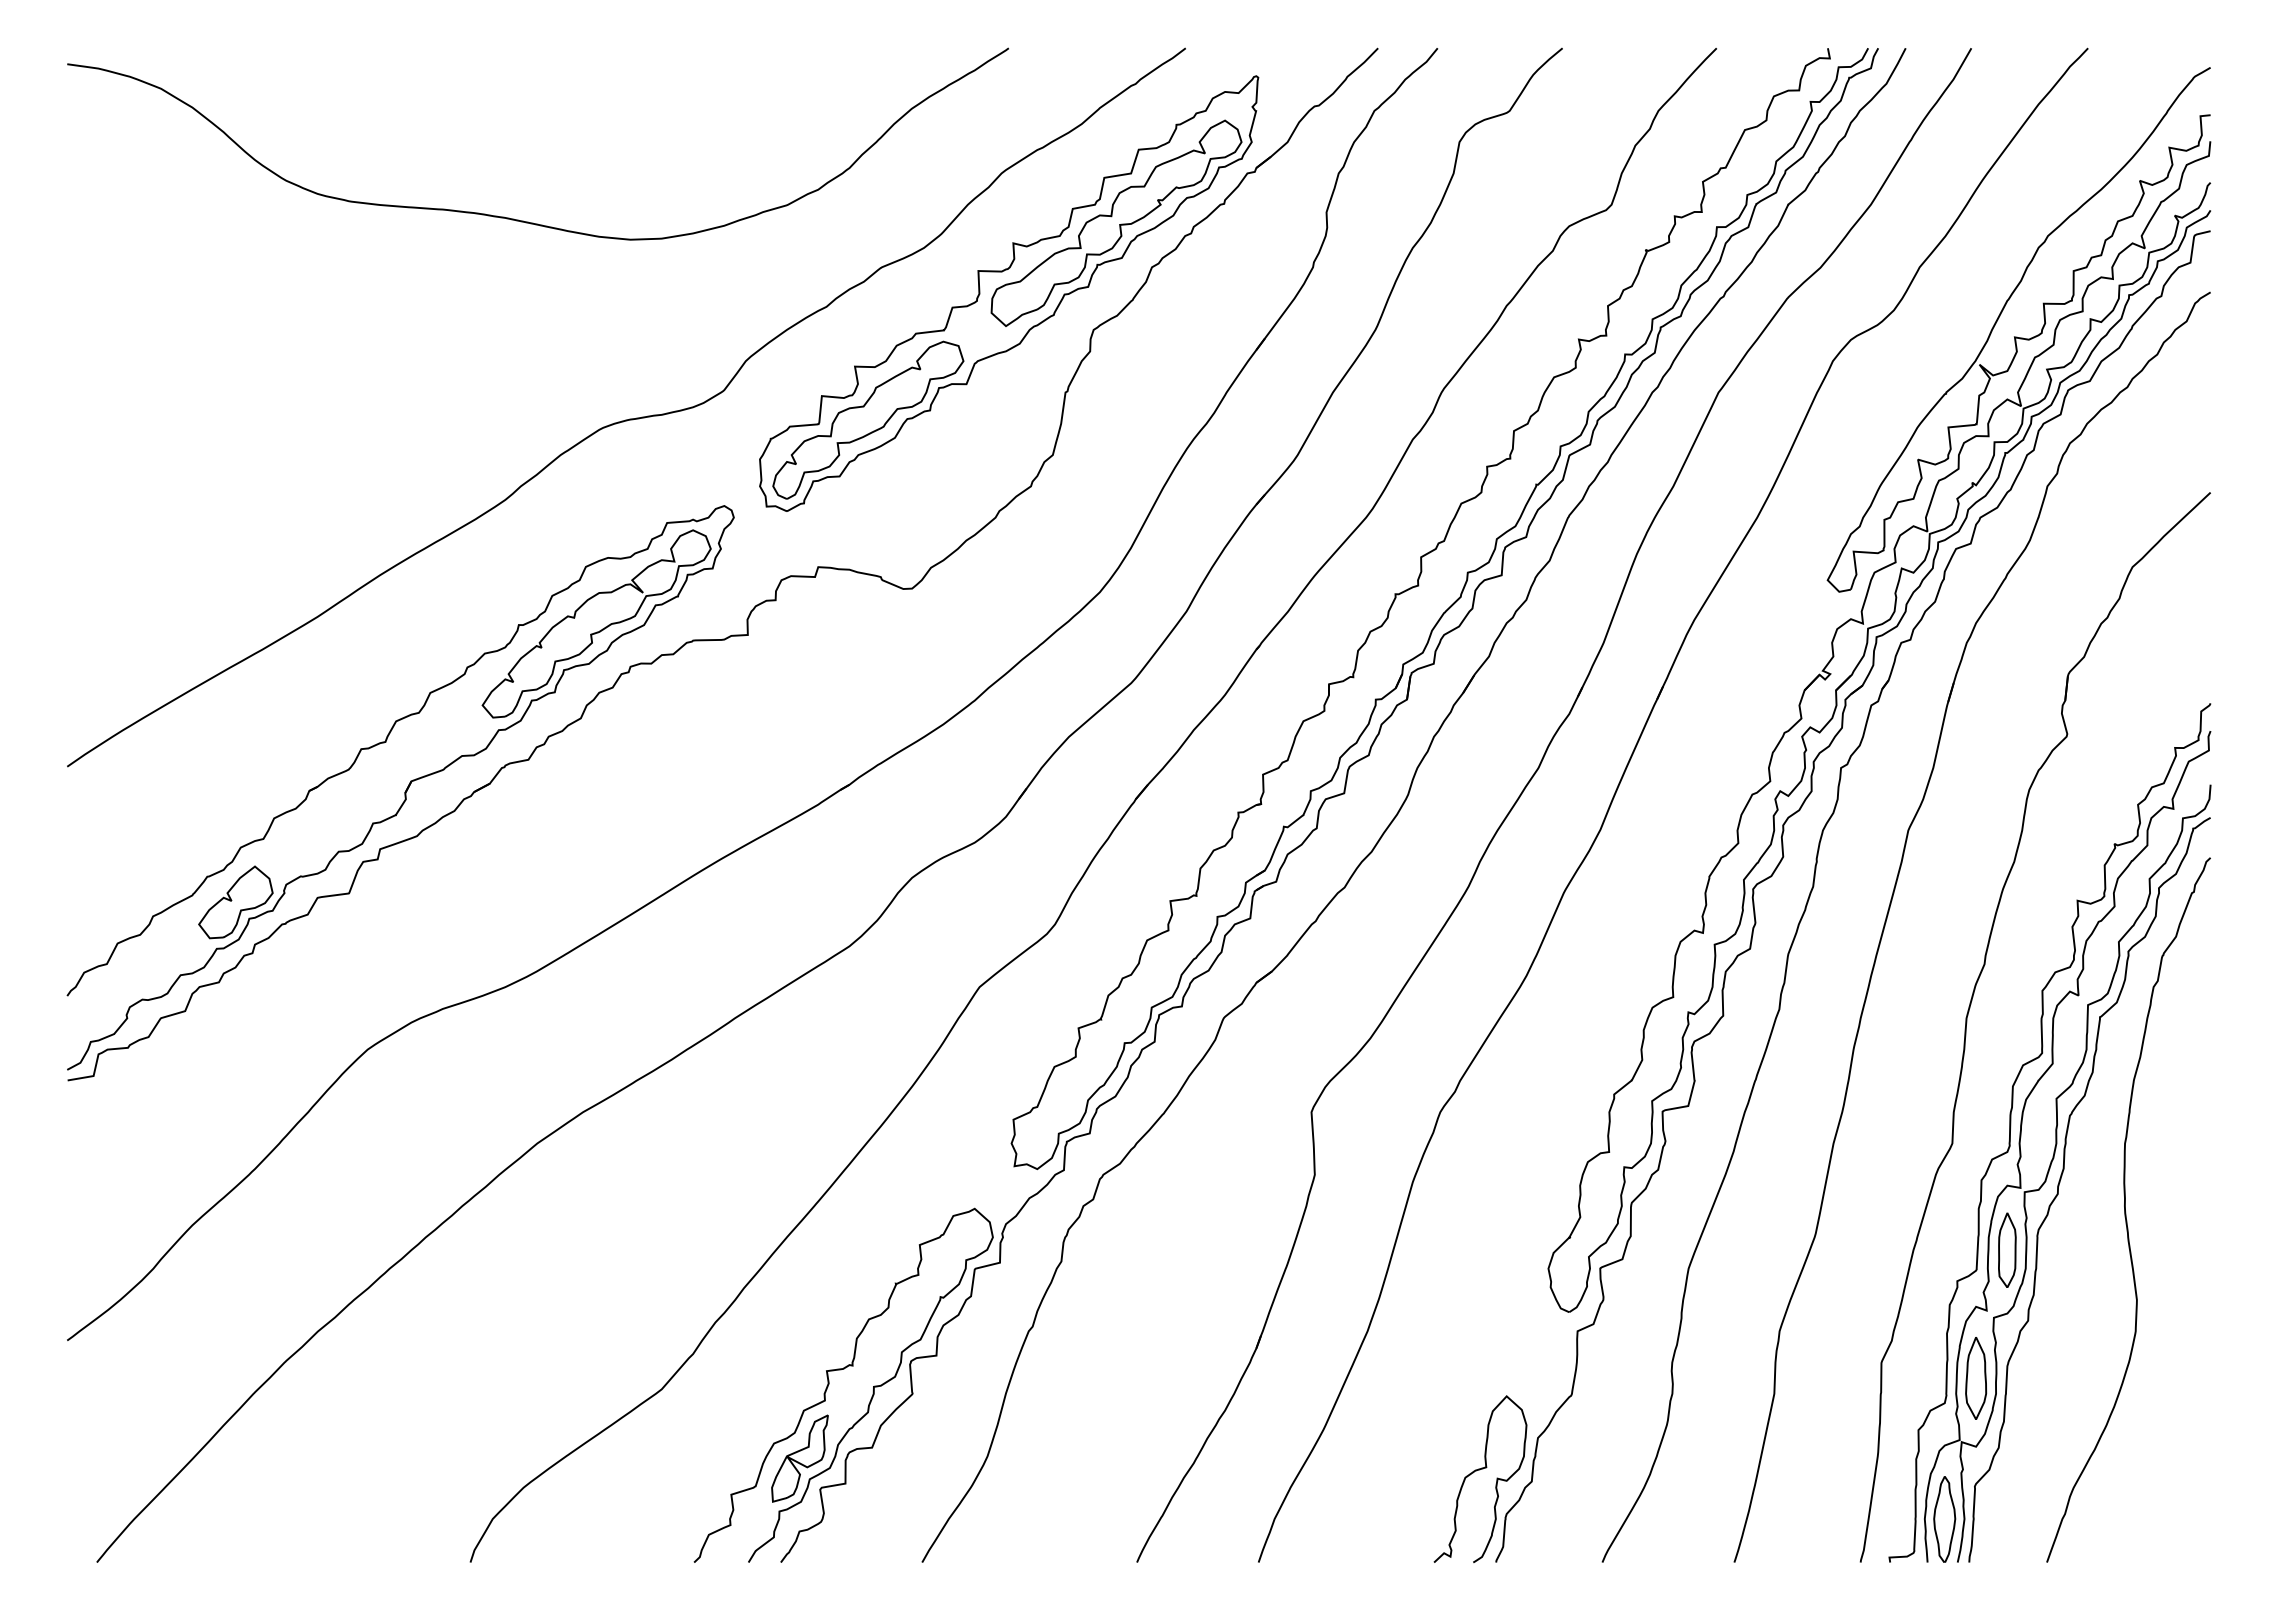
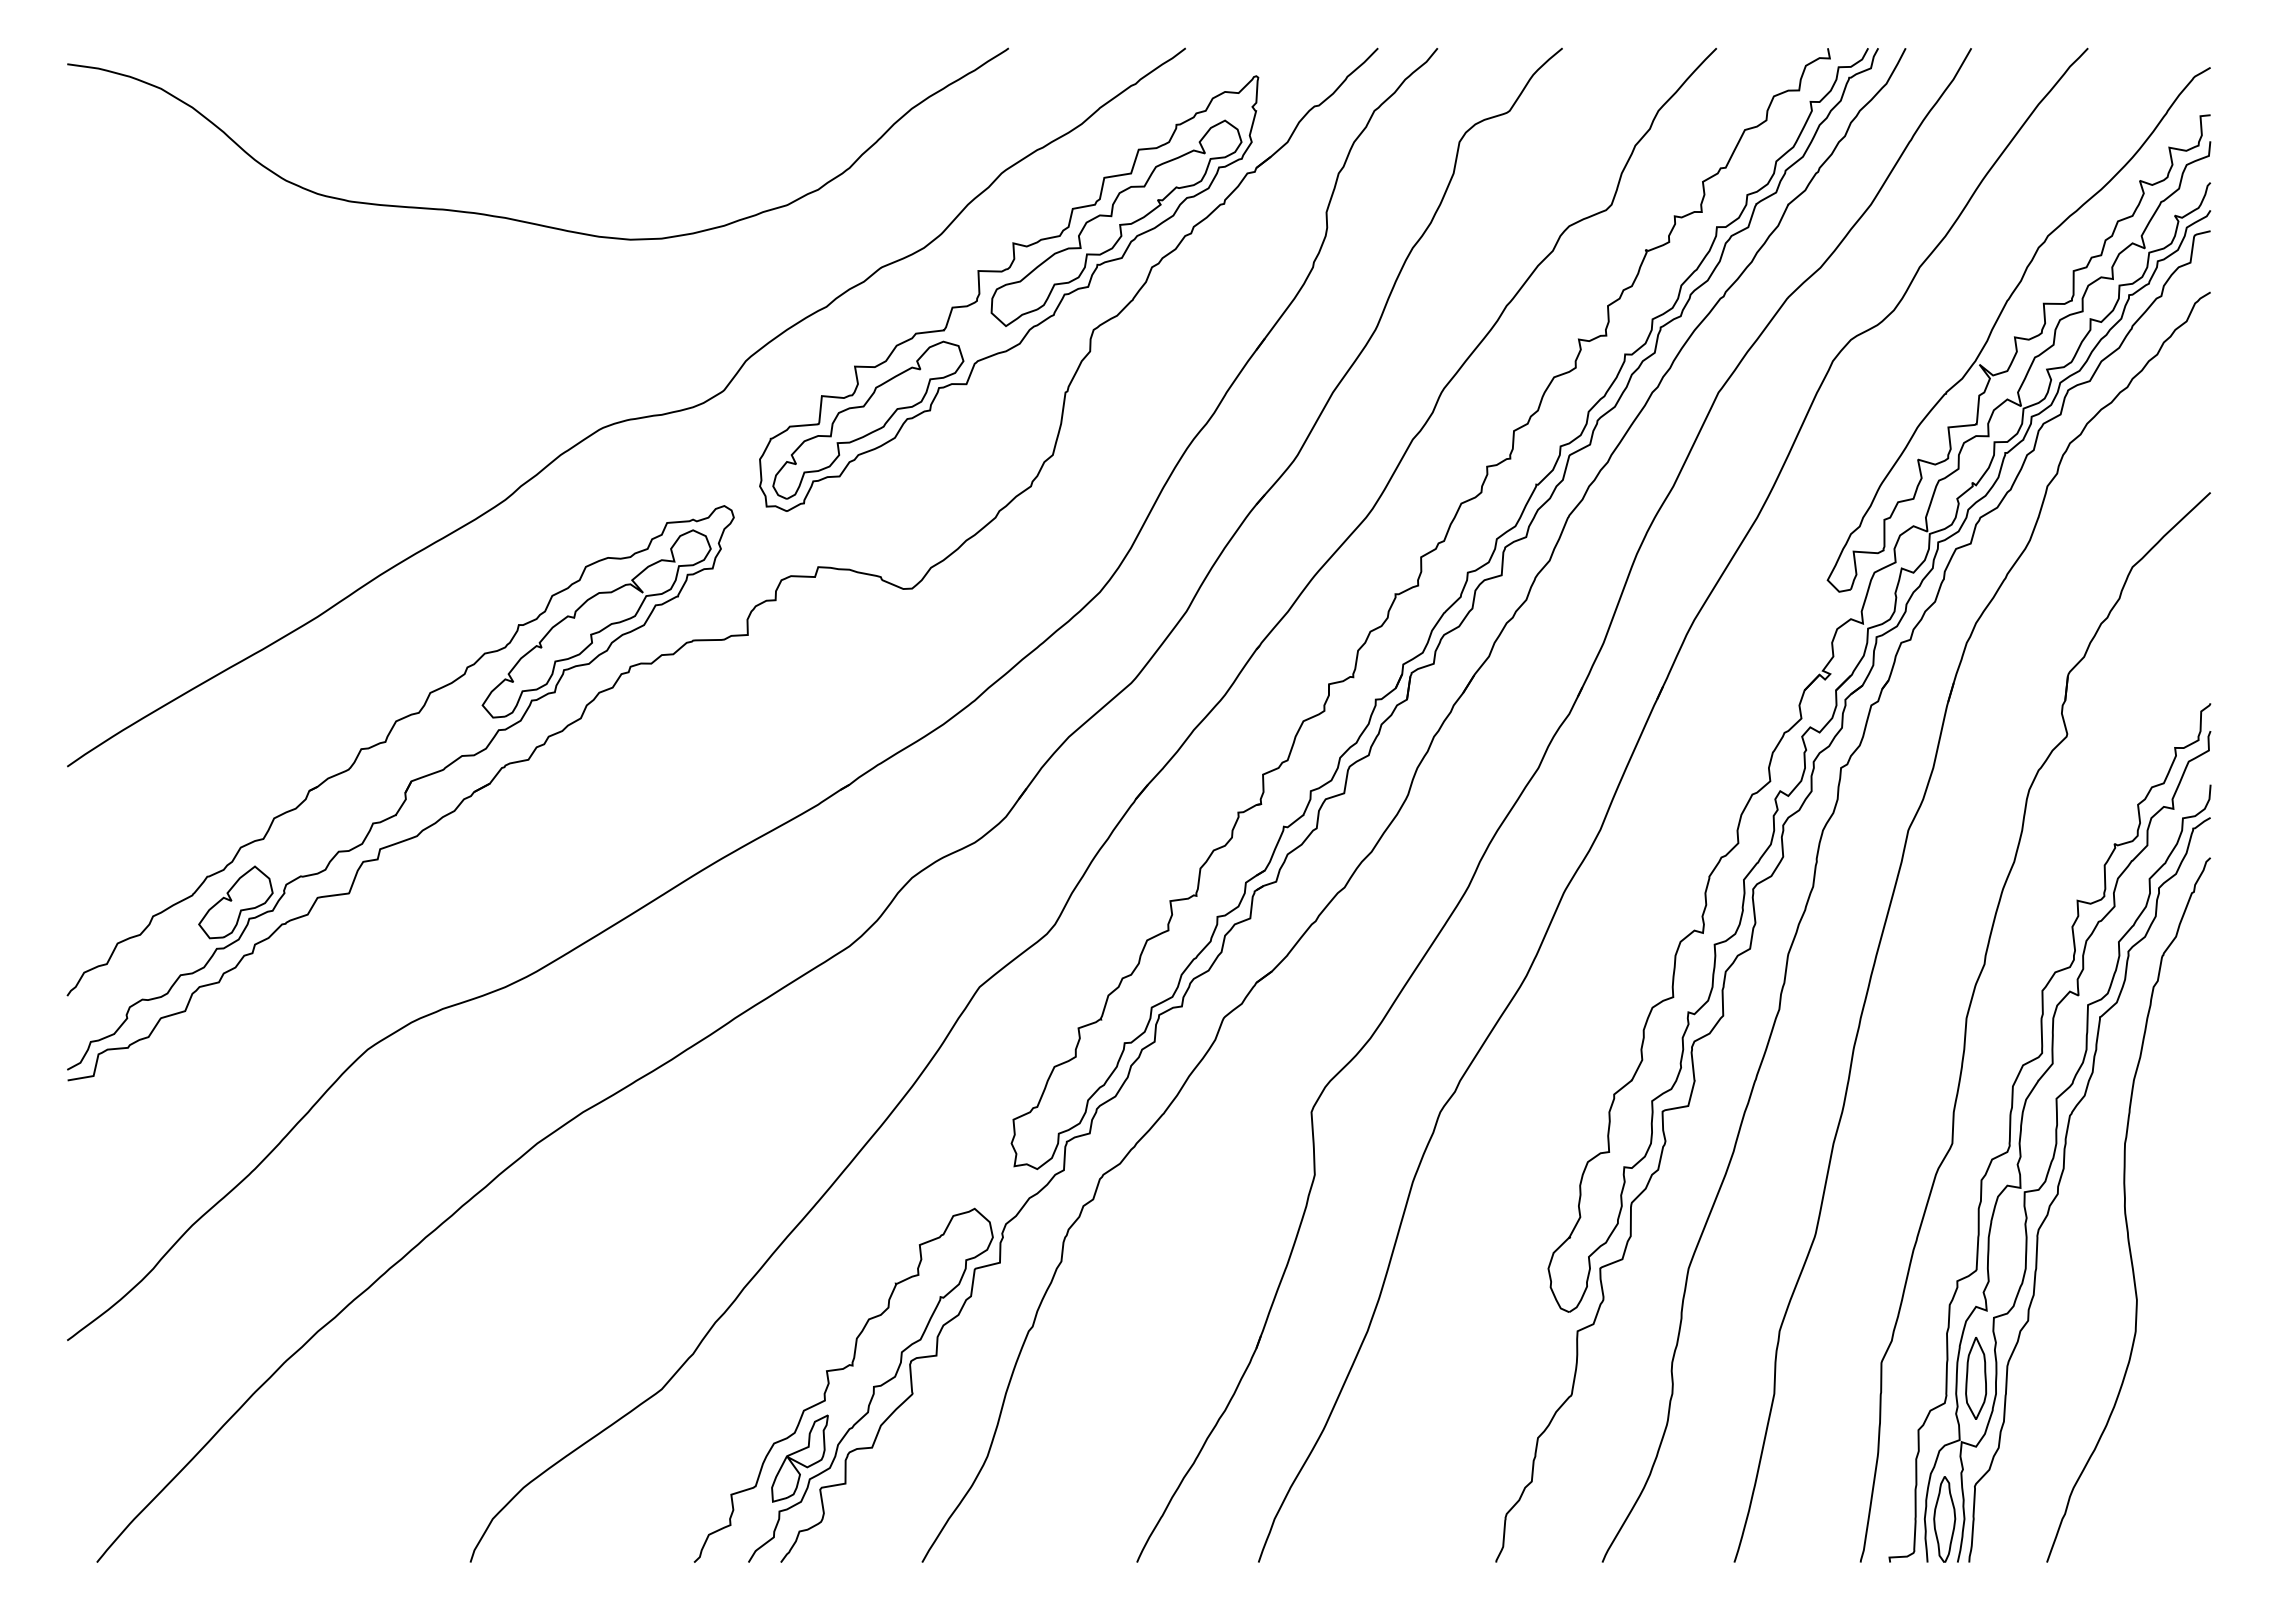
part: present -> none (2007, 1249)
curve: present -> none (1479, 1470)
